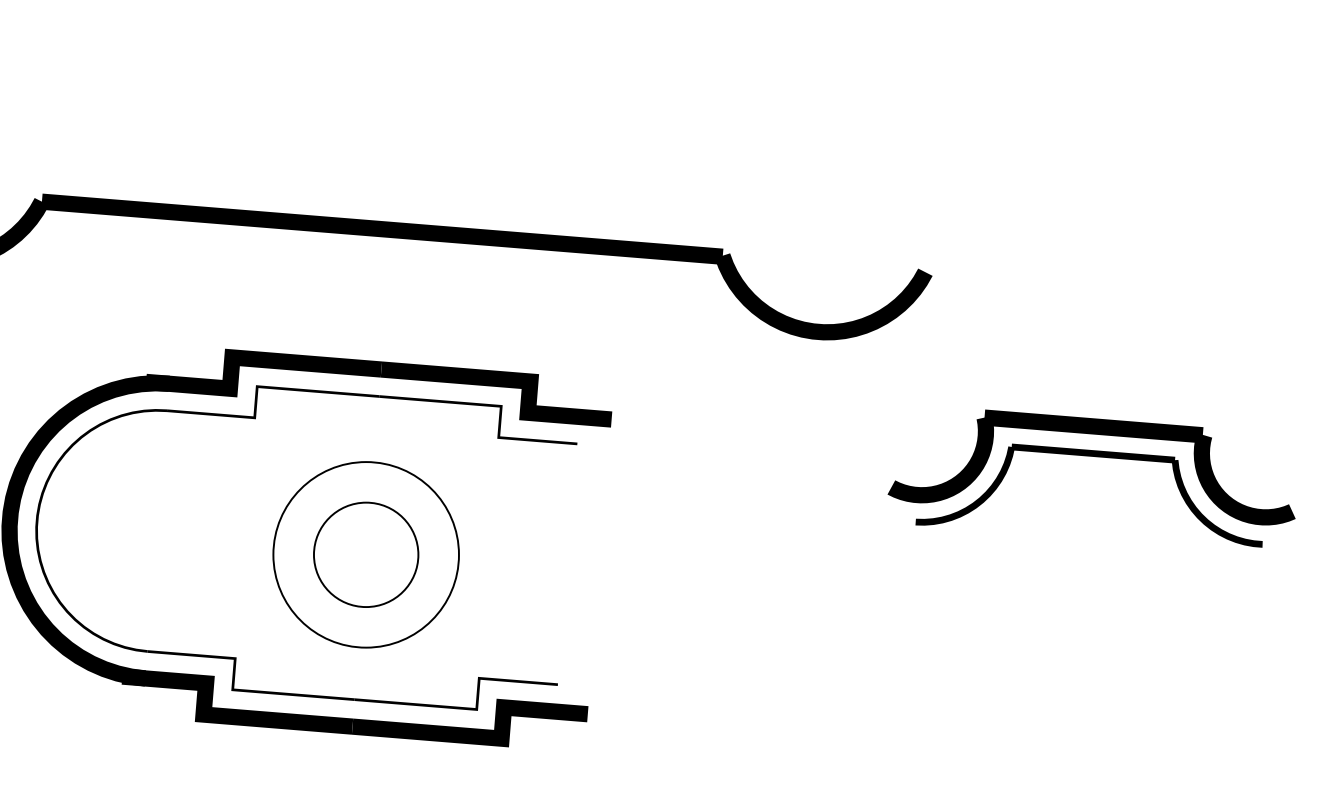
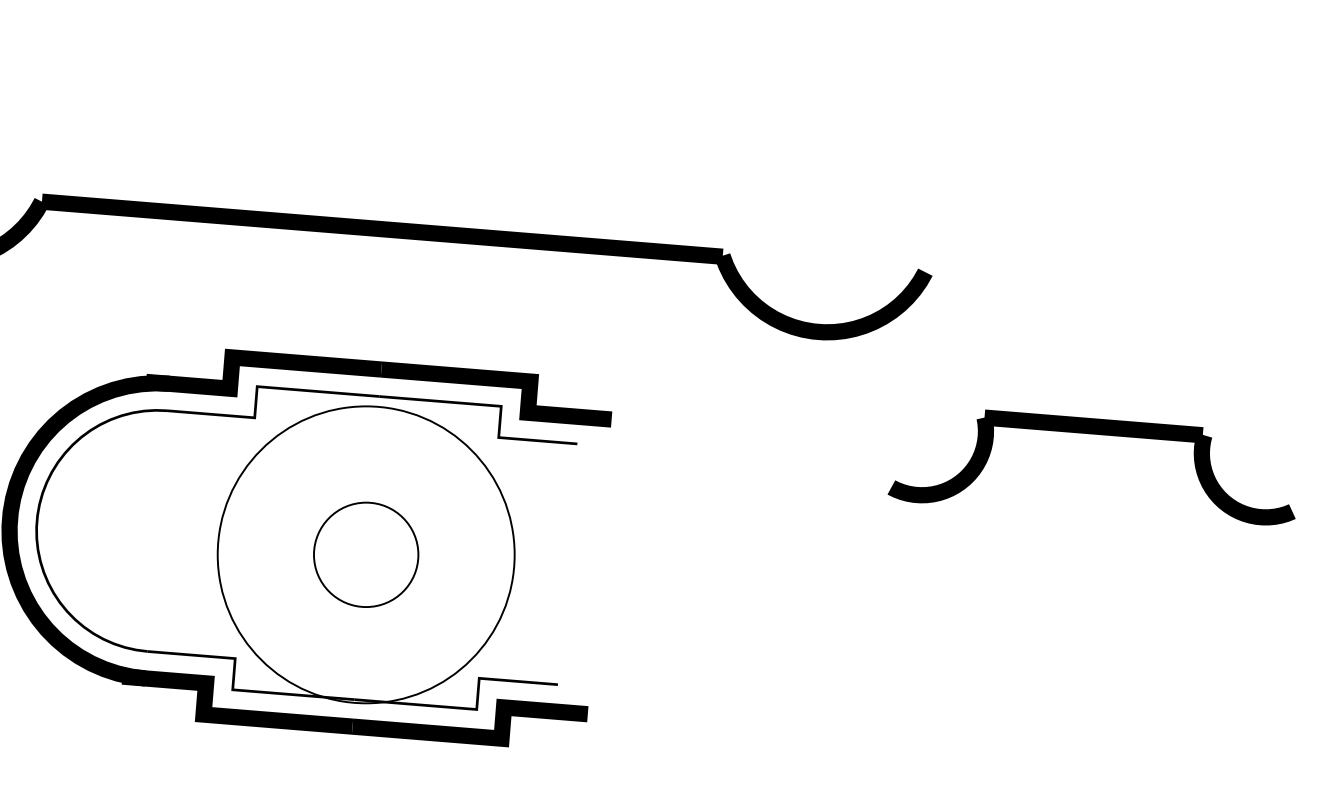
part: present -> none (1095, 457)
circle diameter: 186 px -> 297 px (365, 554)
